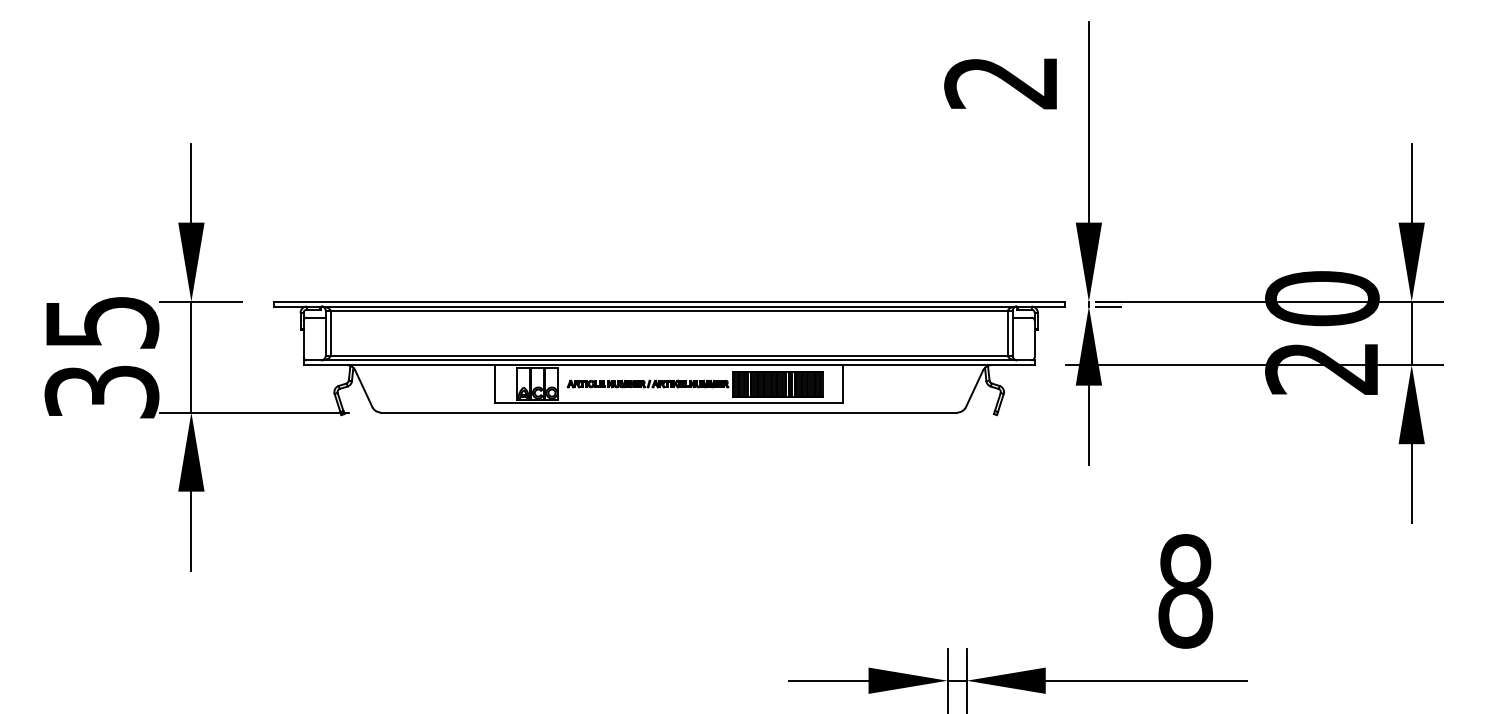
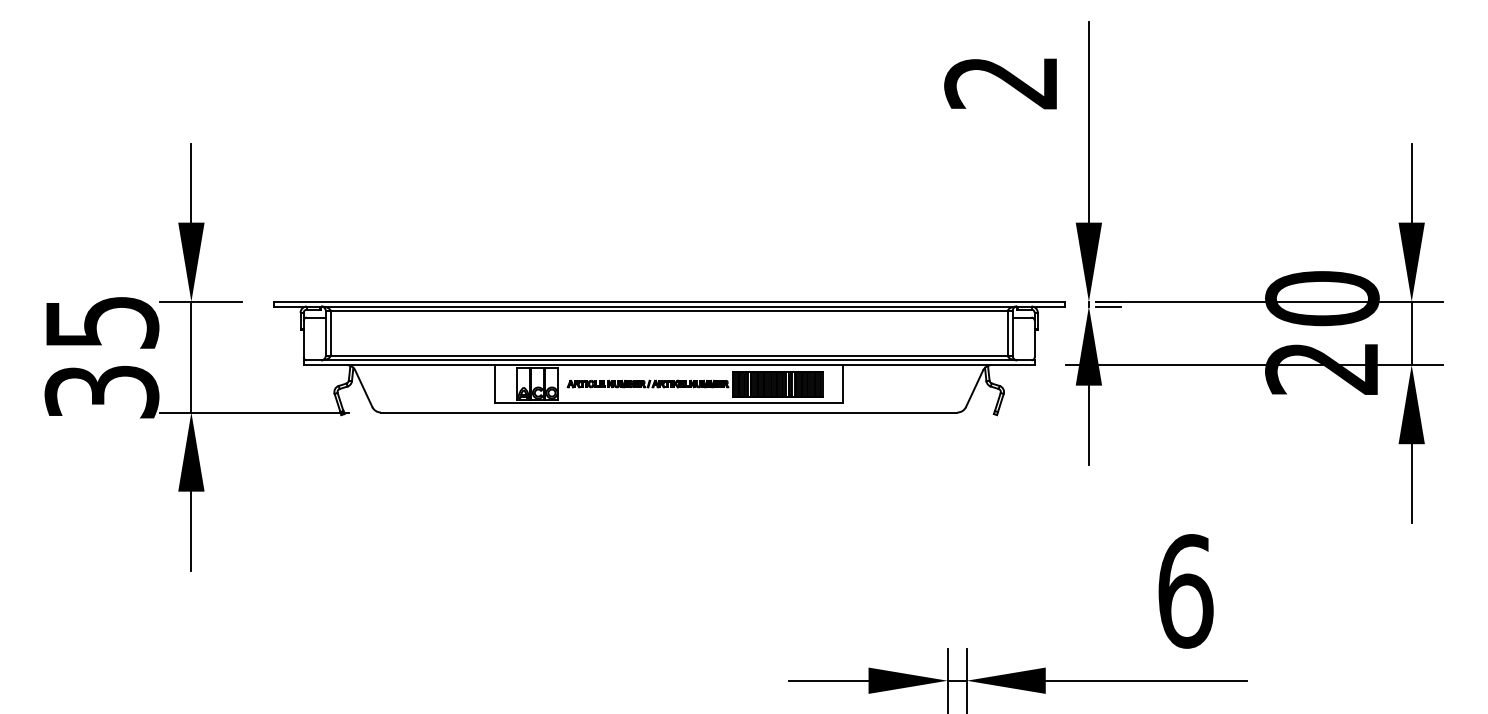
text: 8 -> 6 (1185, 591)
